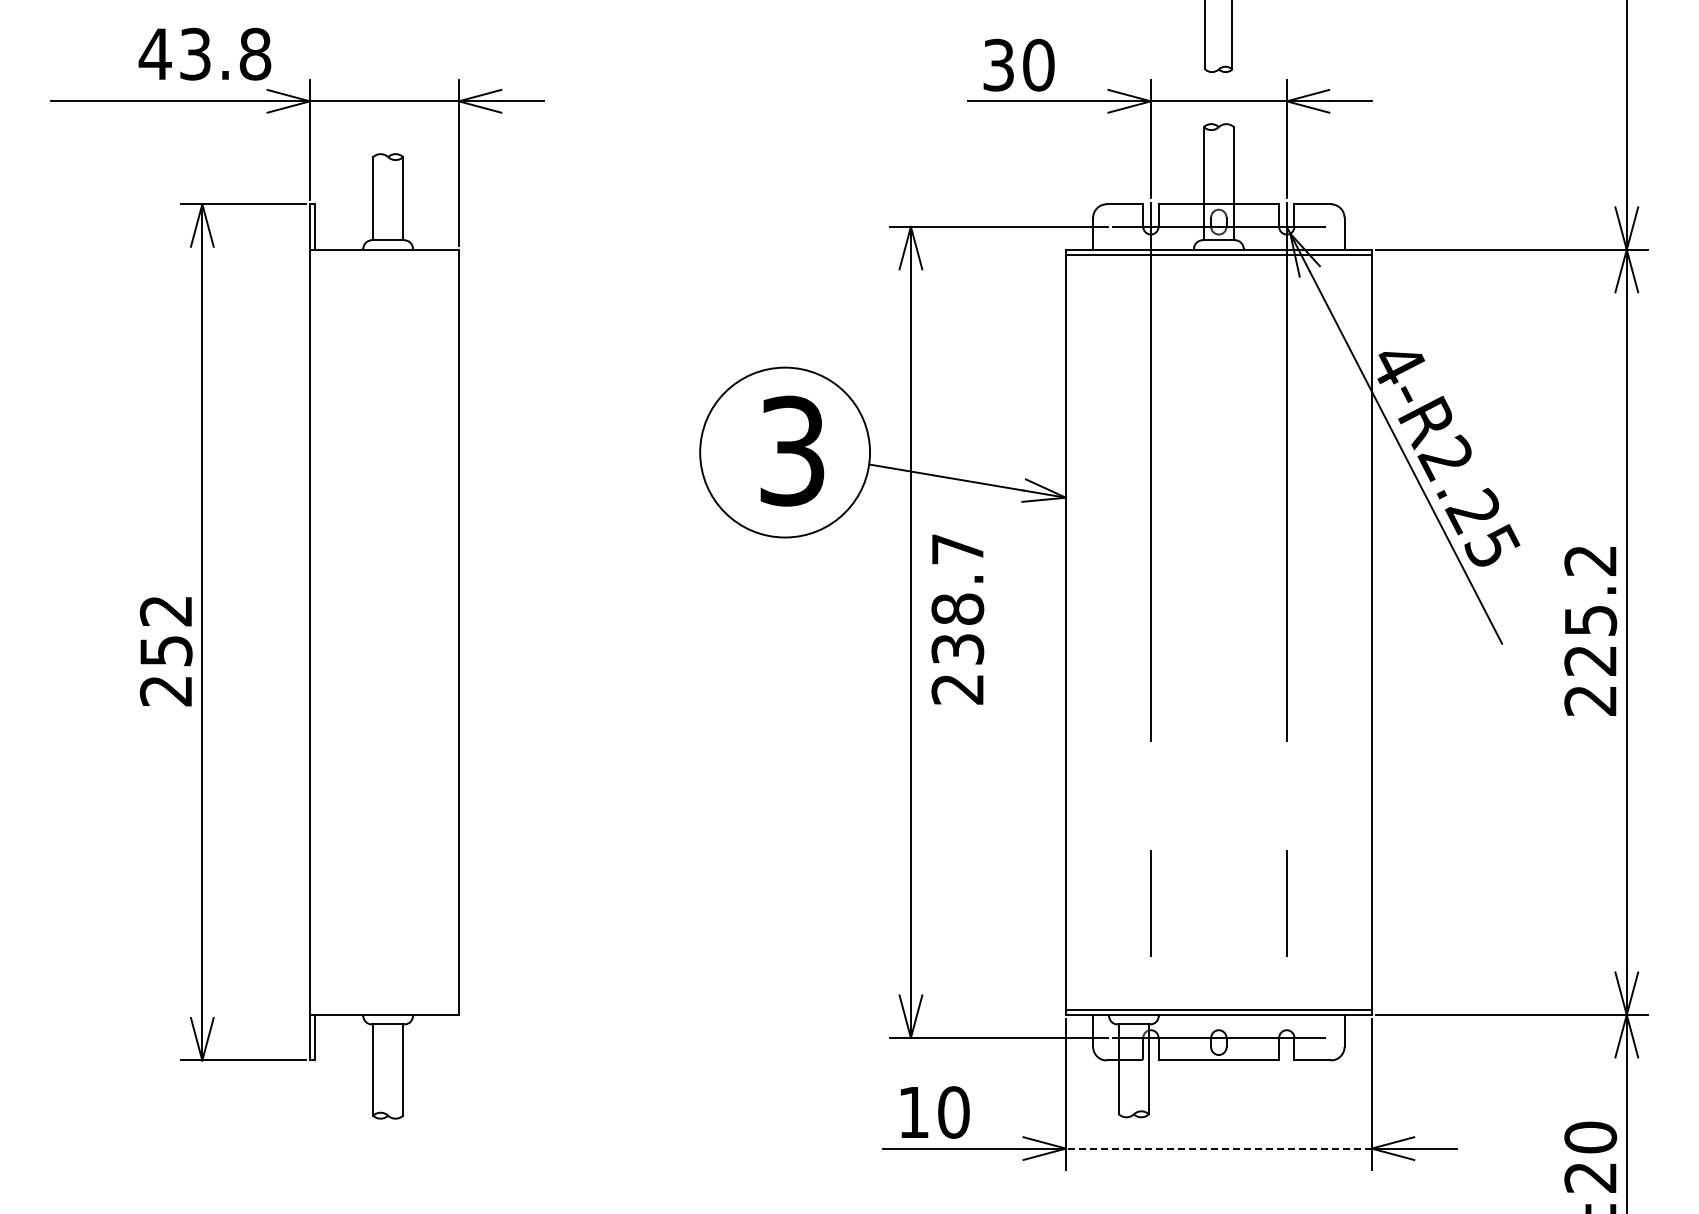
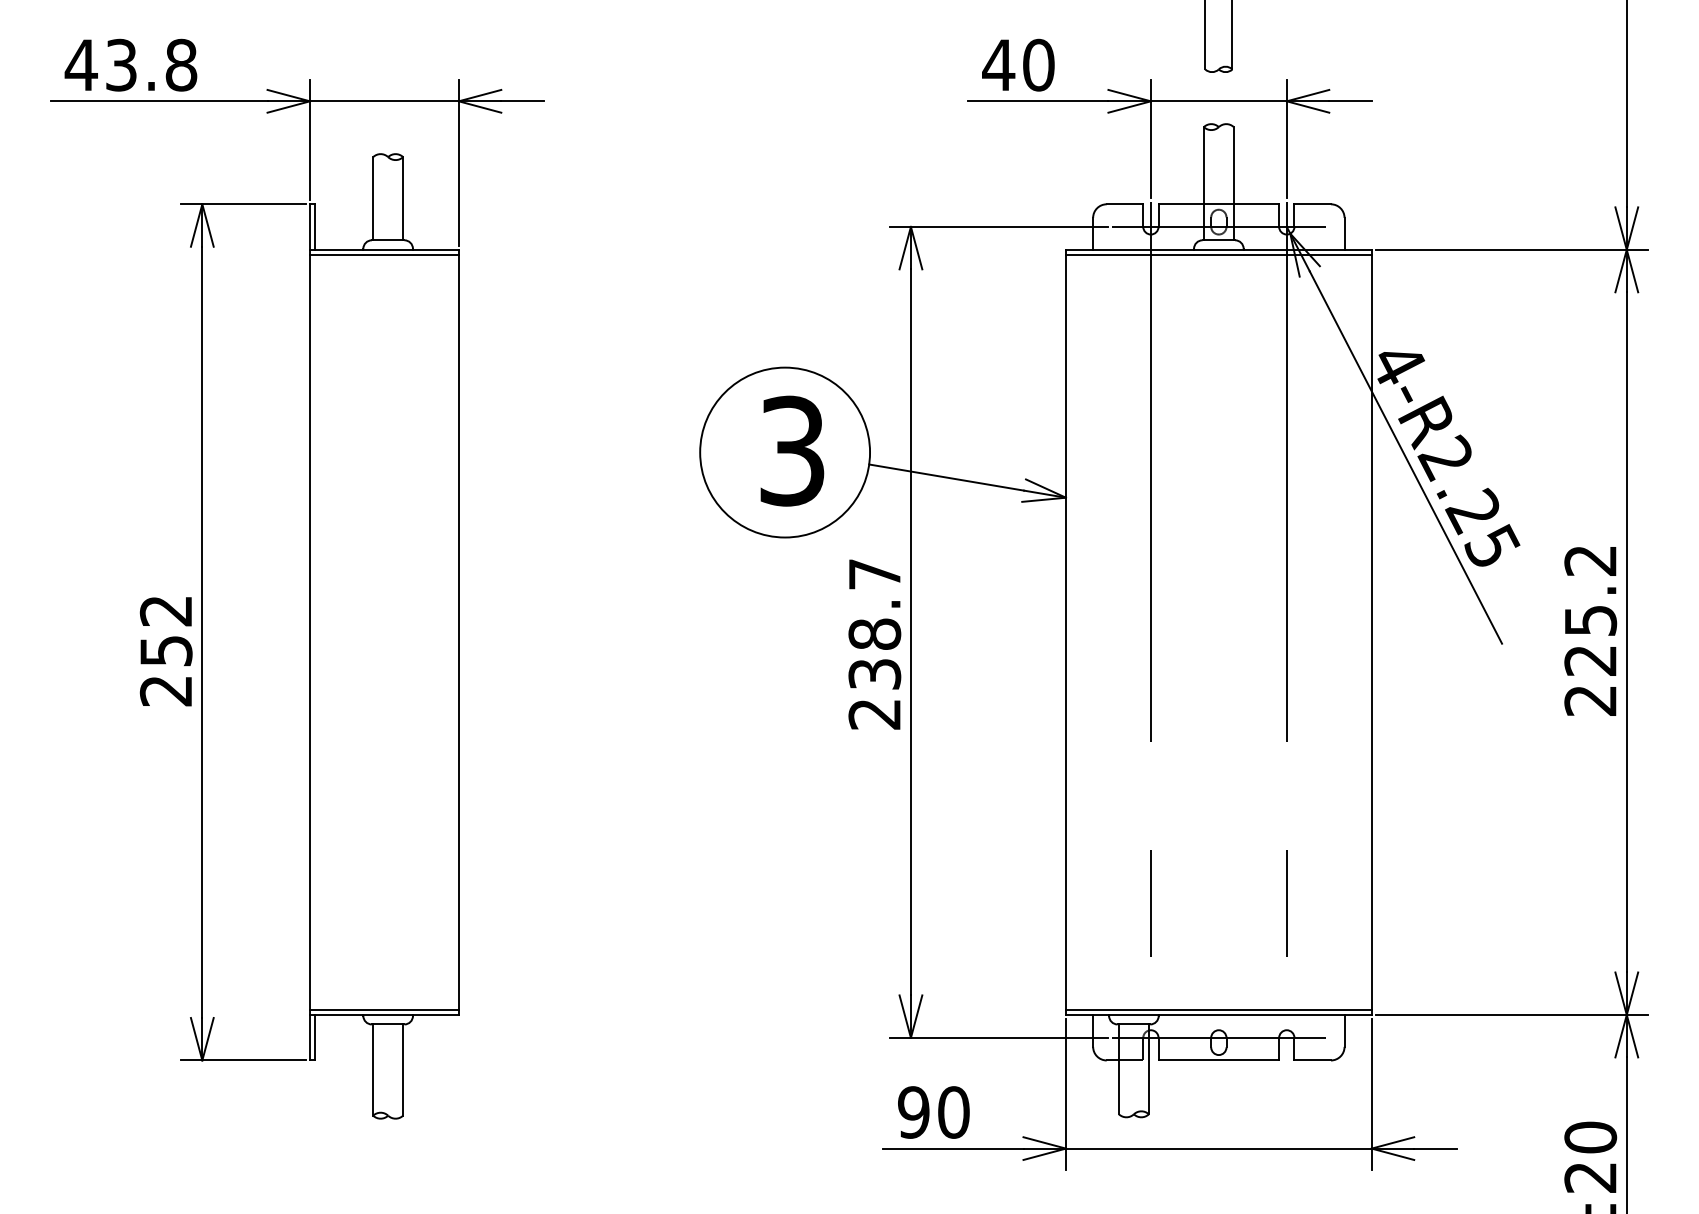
text position: (204, 53) -> (130, 64) (130, 64)
text: 30 -> 40 (998, 64)
line: none -> present (384, 255)
text position: (957, 619) -> (874, 644) (874, 644)
line: none -> present (384, 1009)
text: 10 -> 90 (913, 1112)
line: dashed -> solid (1218, 1148)
